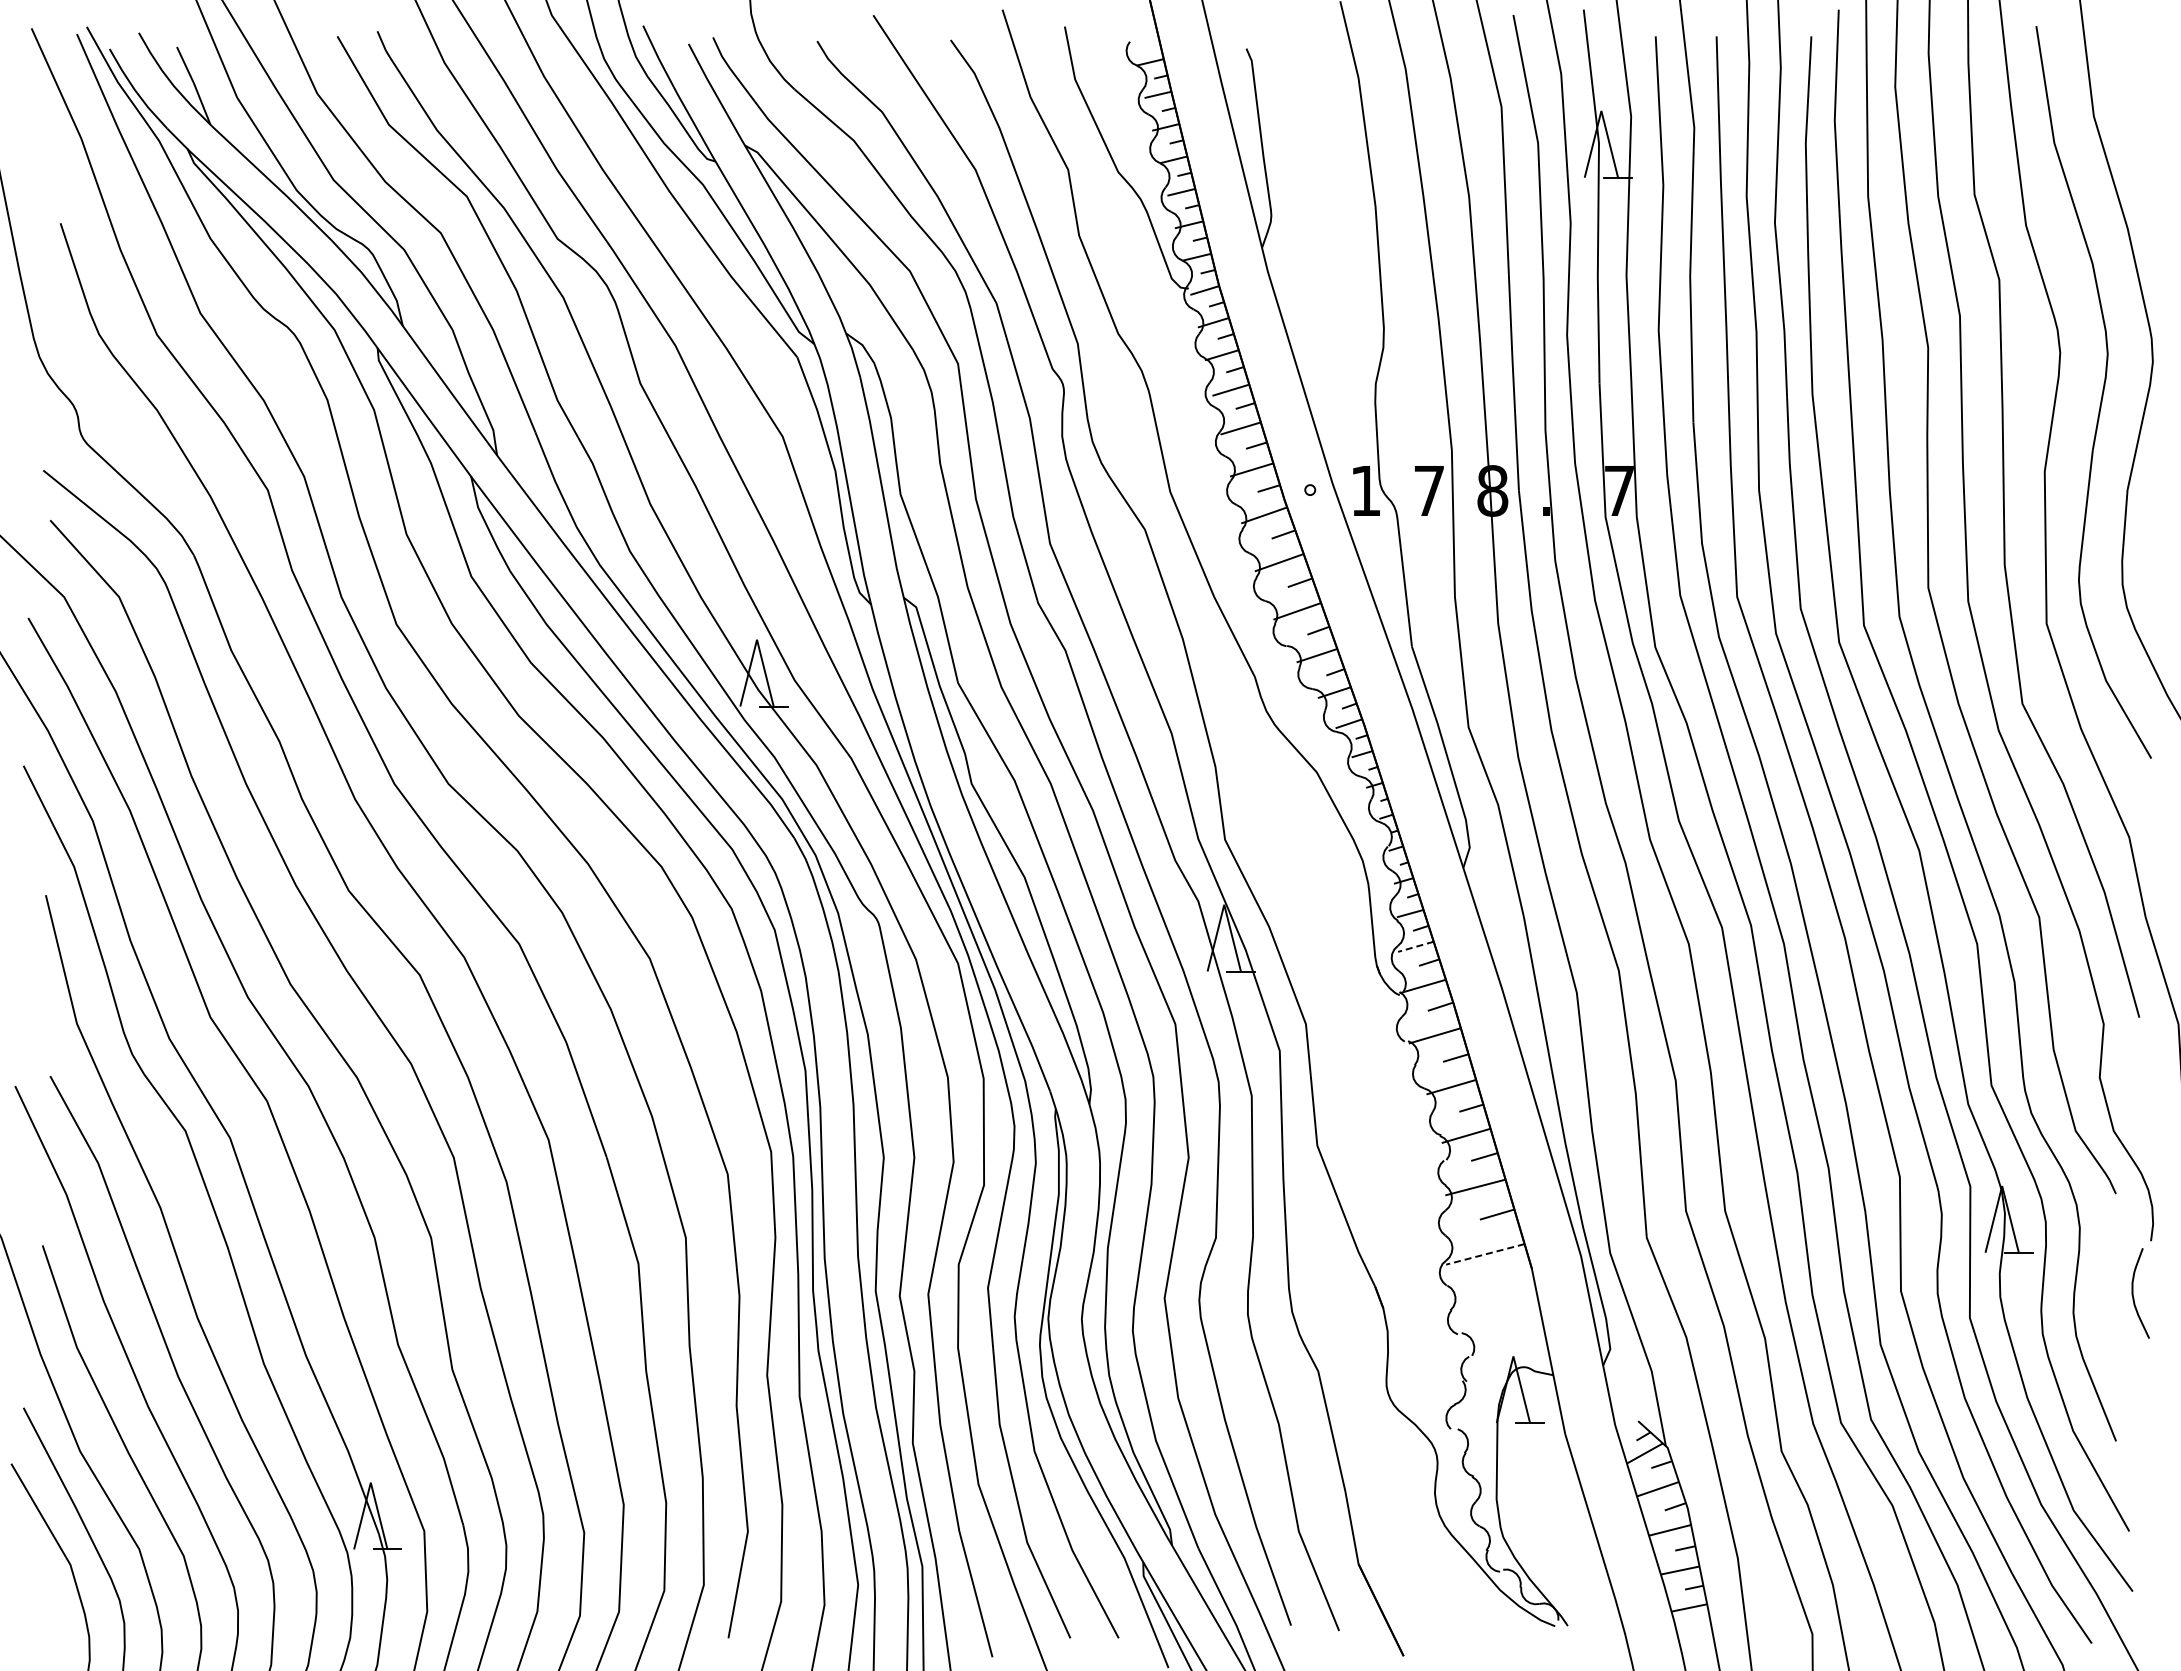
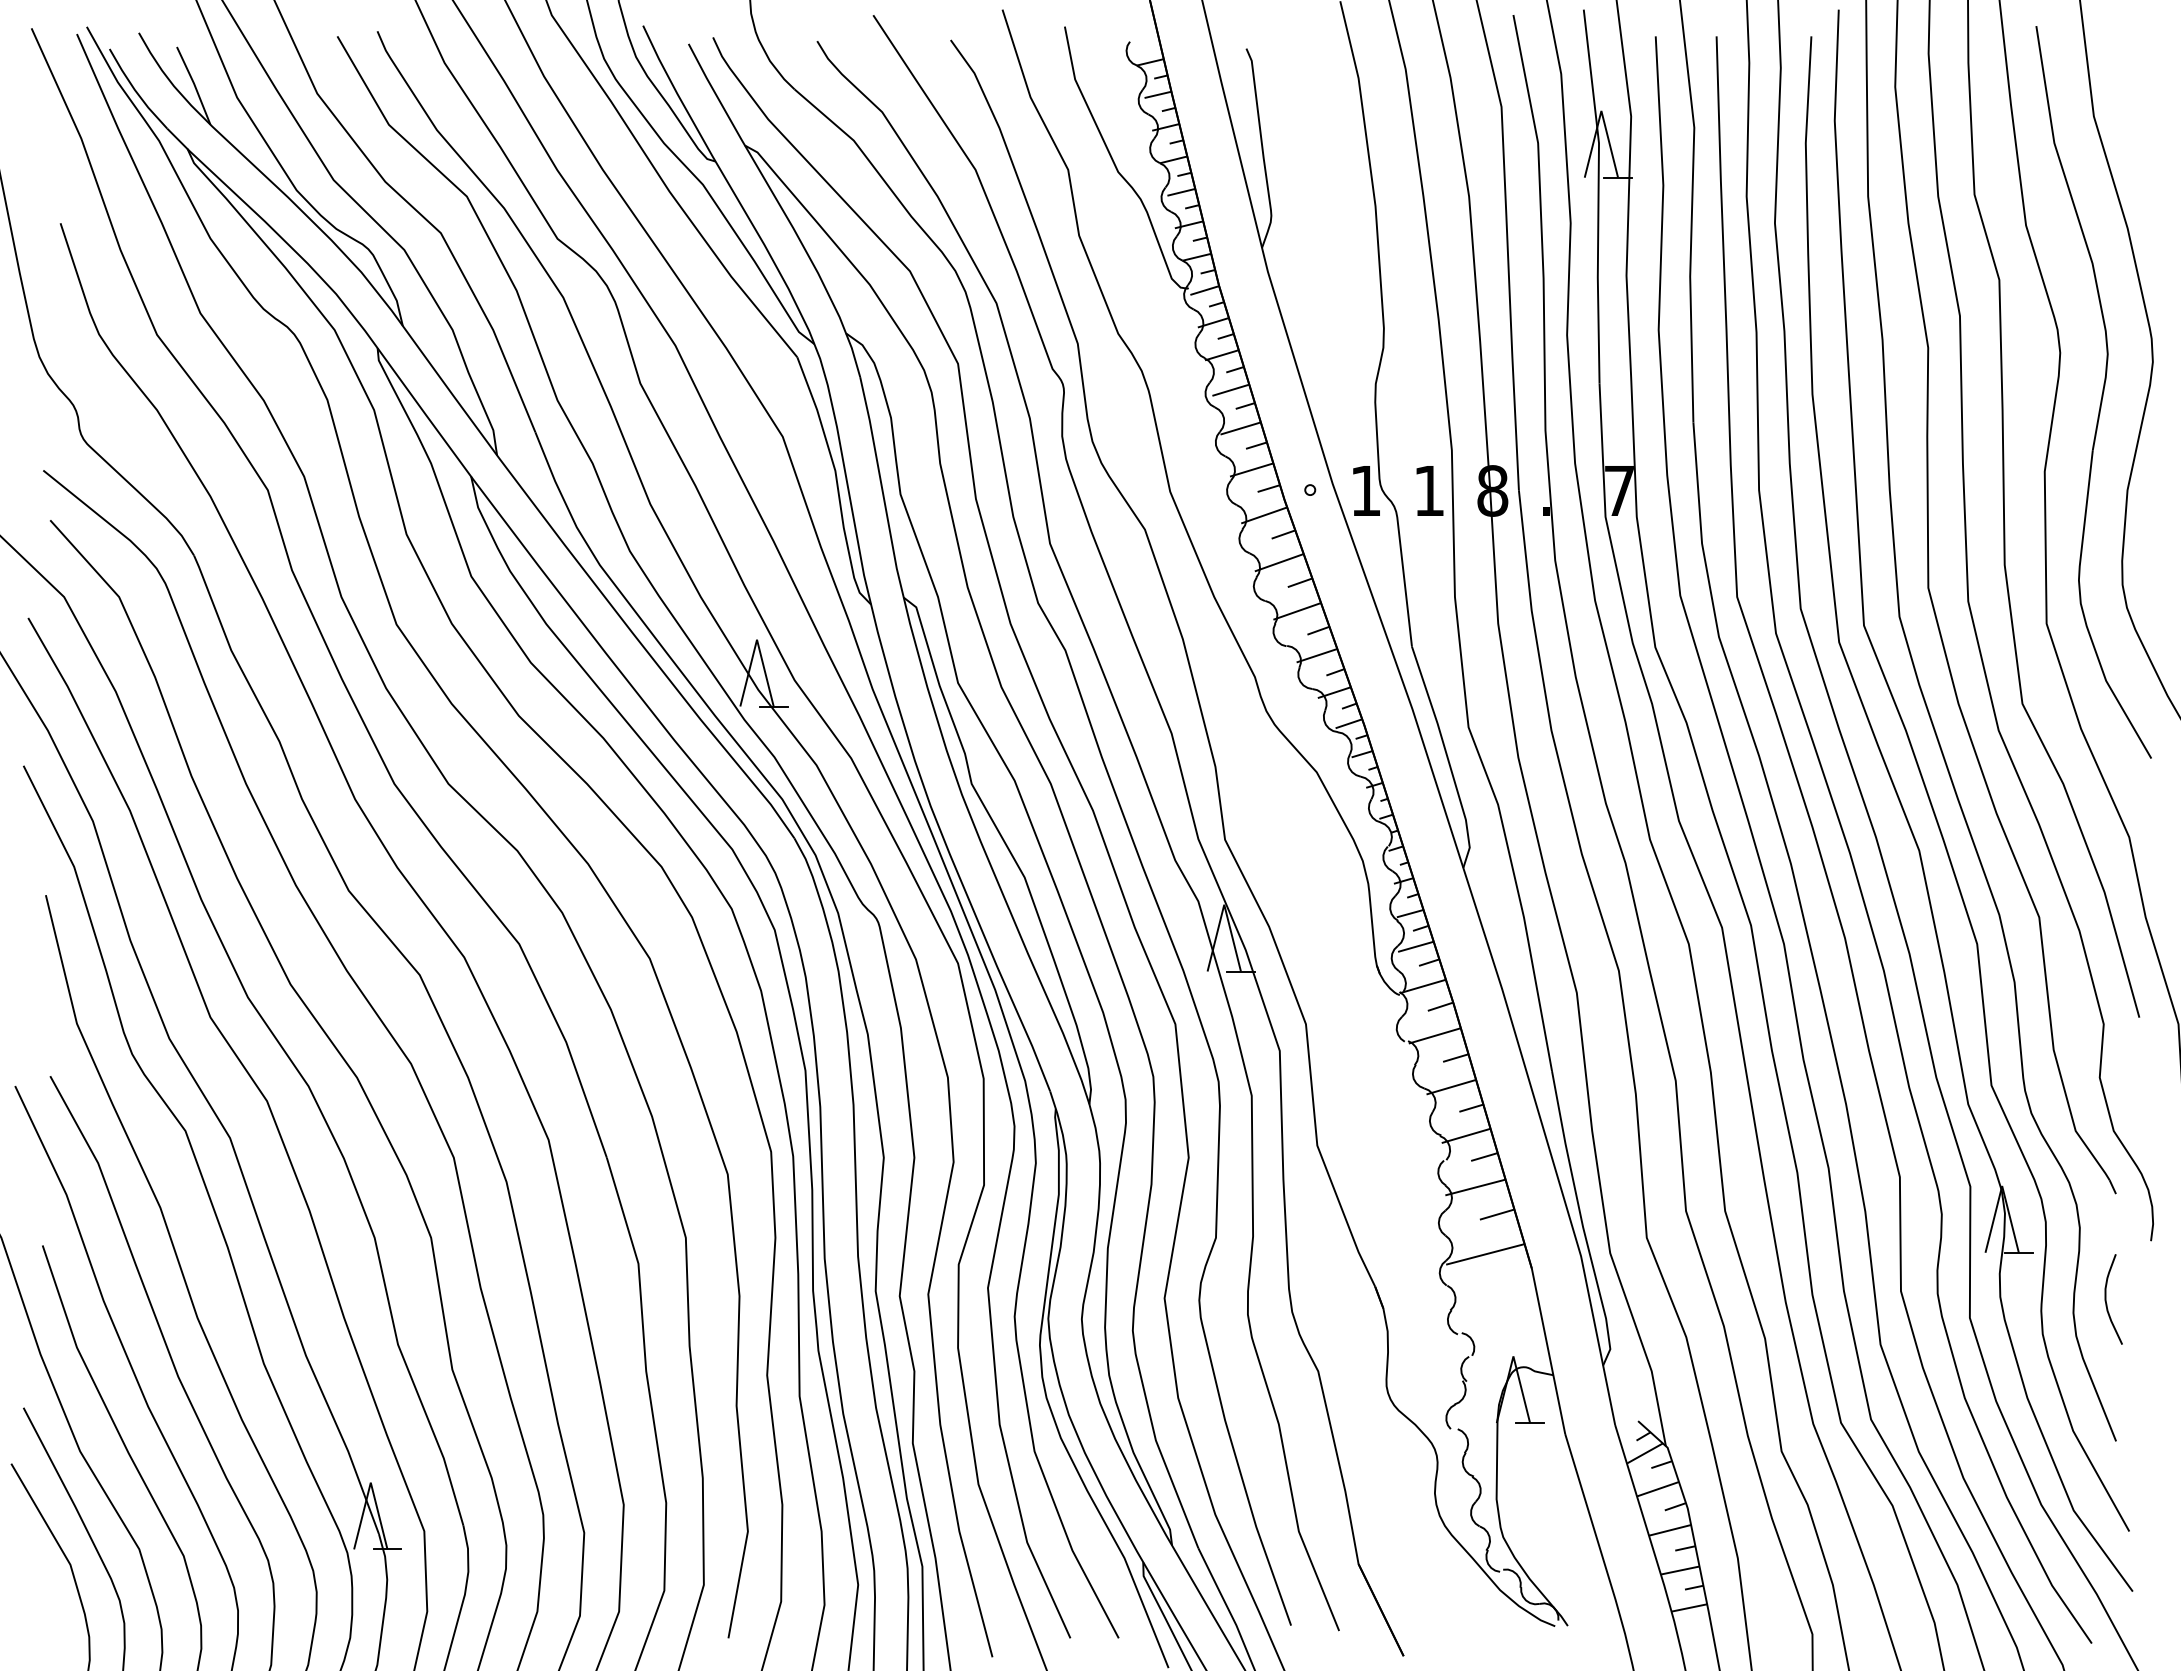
text: 7 -> 1 (1429, 490)
line: dashed -> solid (1415, 946)
line: dashed -> solid (1485, 1254)
curve position: (2133, 1293) -> (2106, 1299) (2106, 1299)
